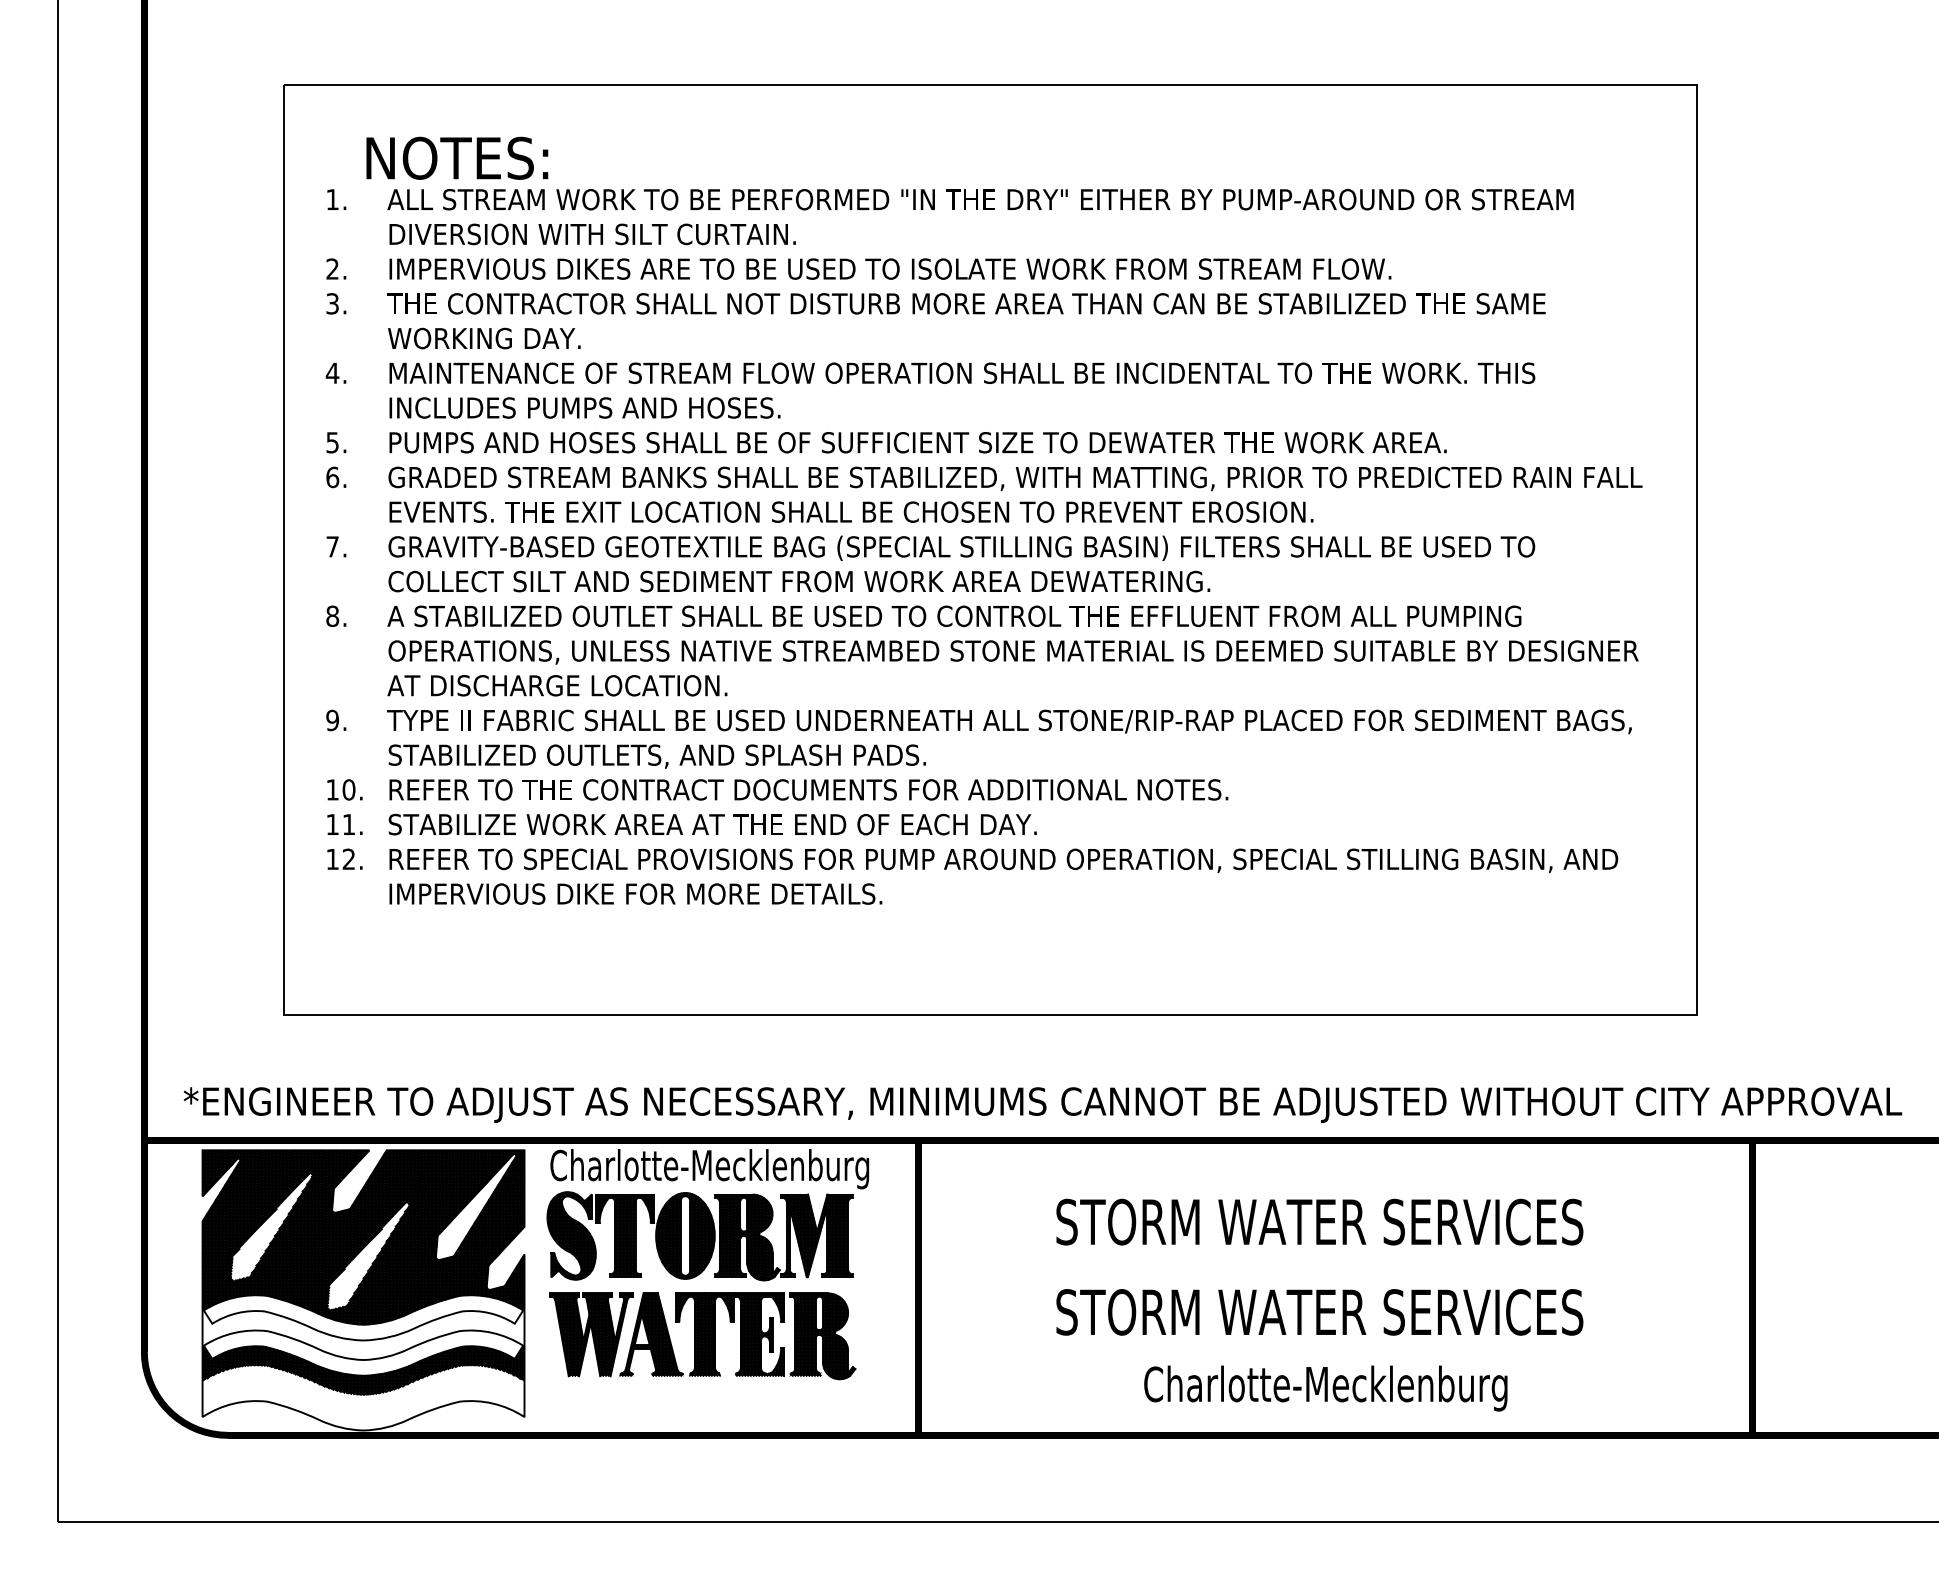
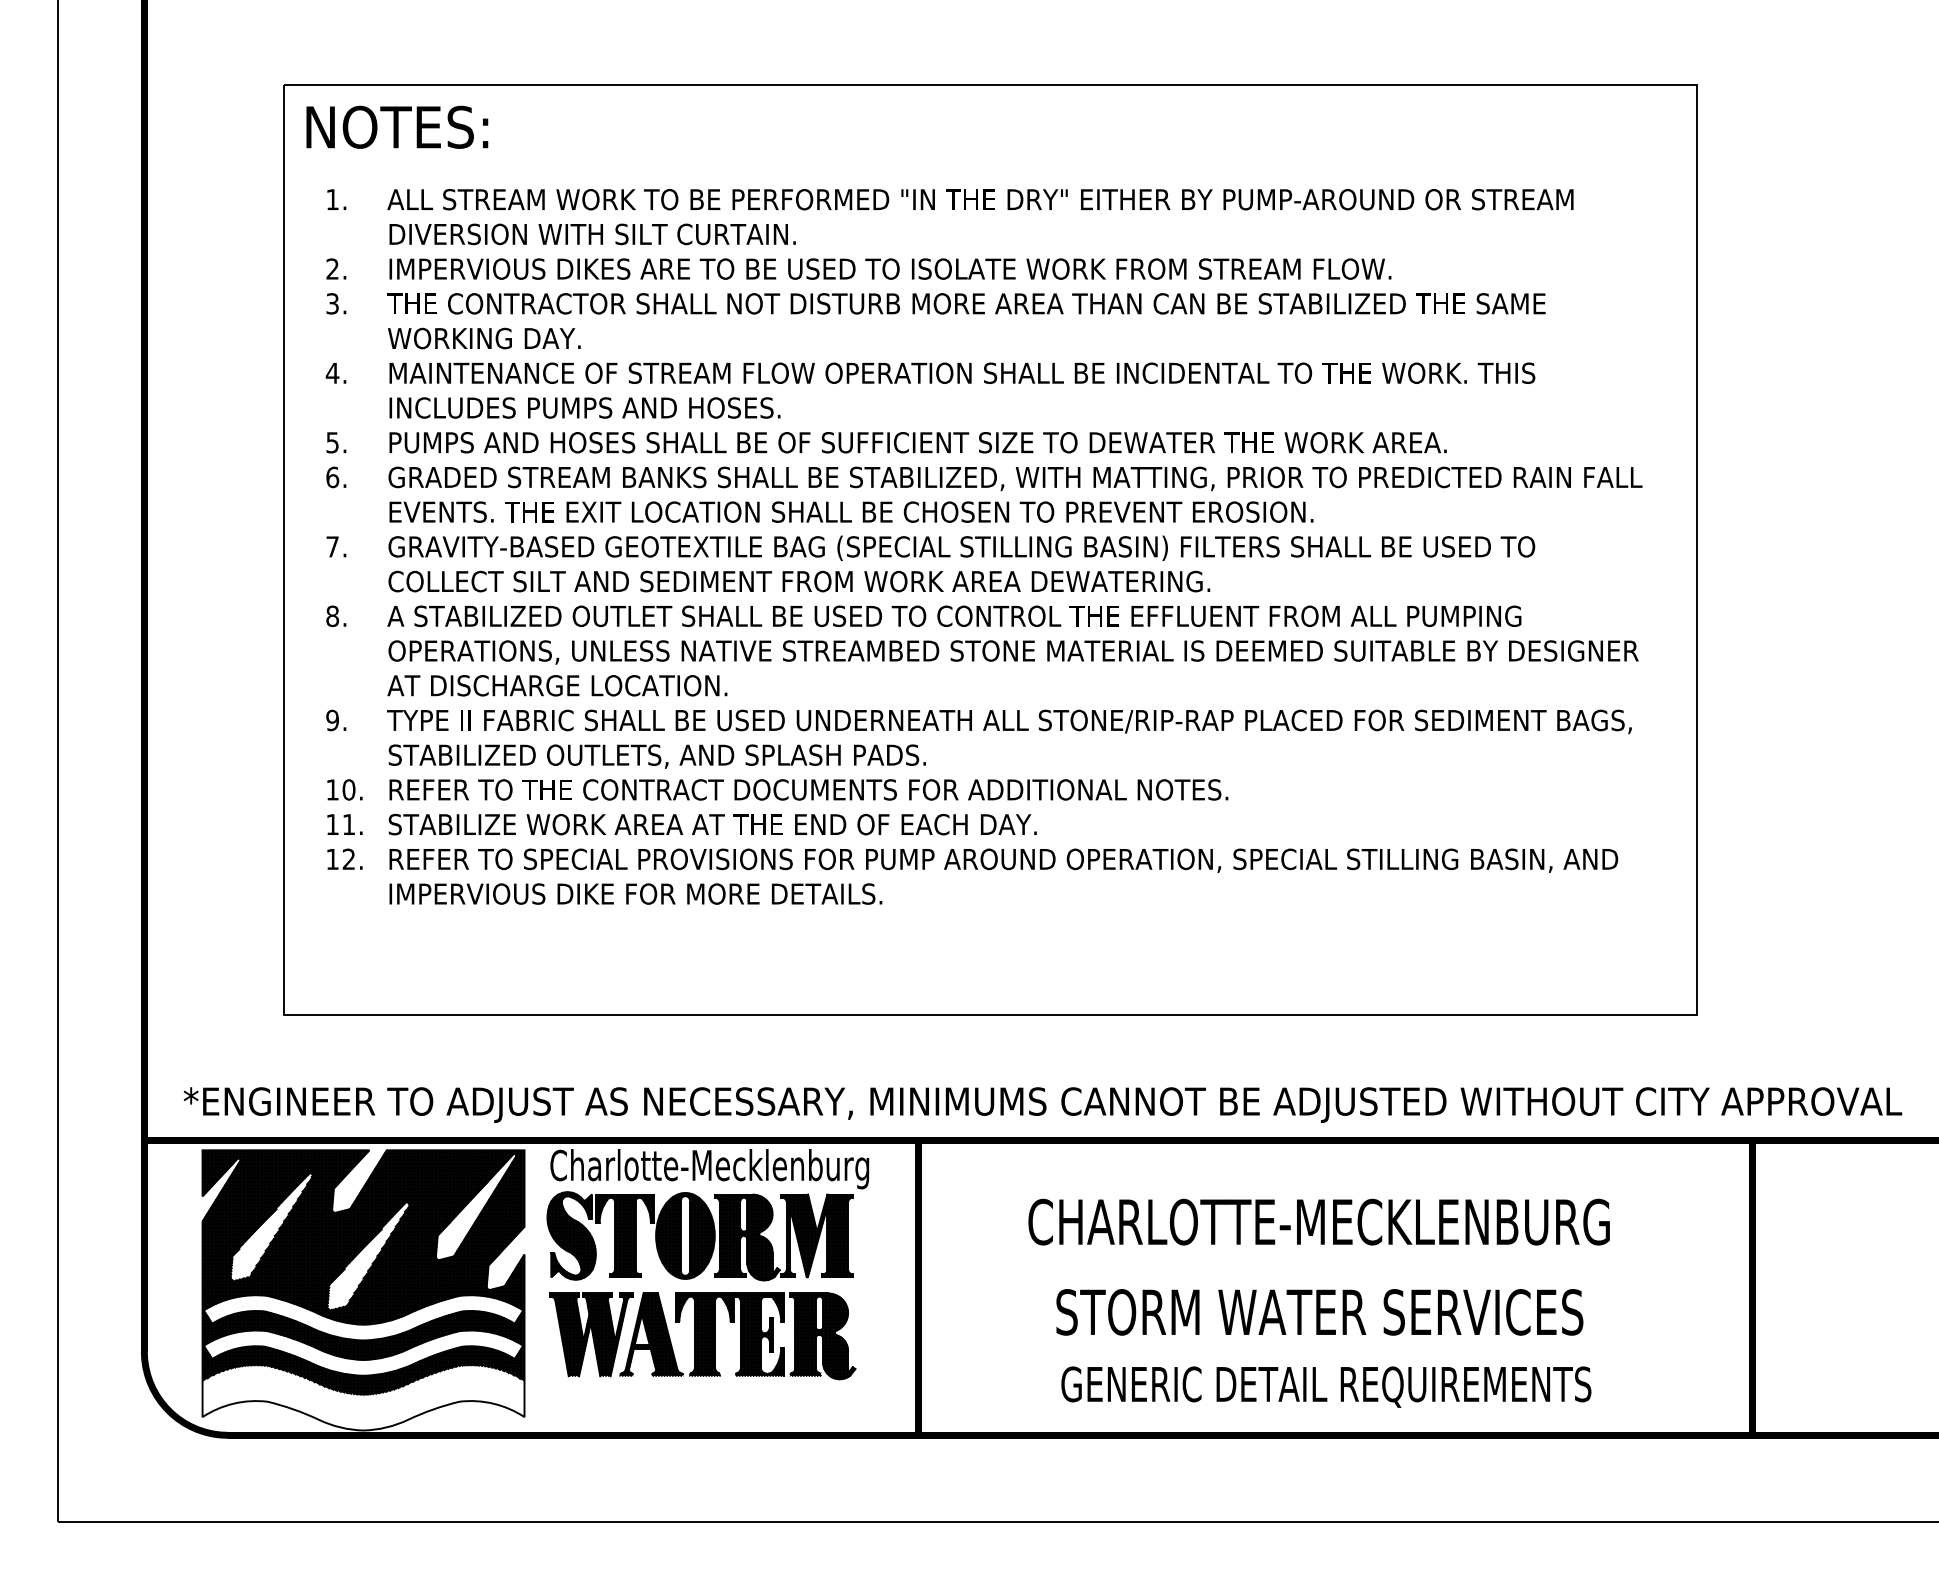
text position: (457, 157) -> (397, 126) (397, 126)
text: STORM WATER SERVICES -> CHARLOTTE-MECKLENBURG (1318, 1221)
hatch: none -> present (363, 1334)
text: Charlotte-Mecklenburg -> GENERIC DETAIL REQUIREMENTS (1326, 1388)
